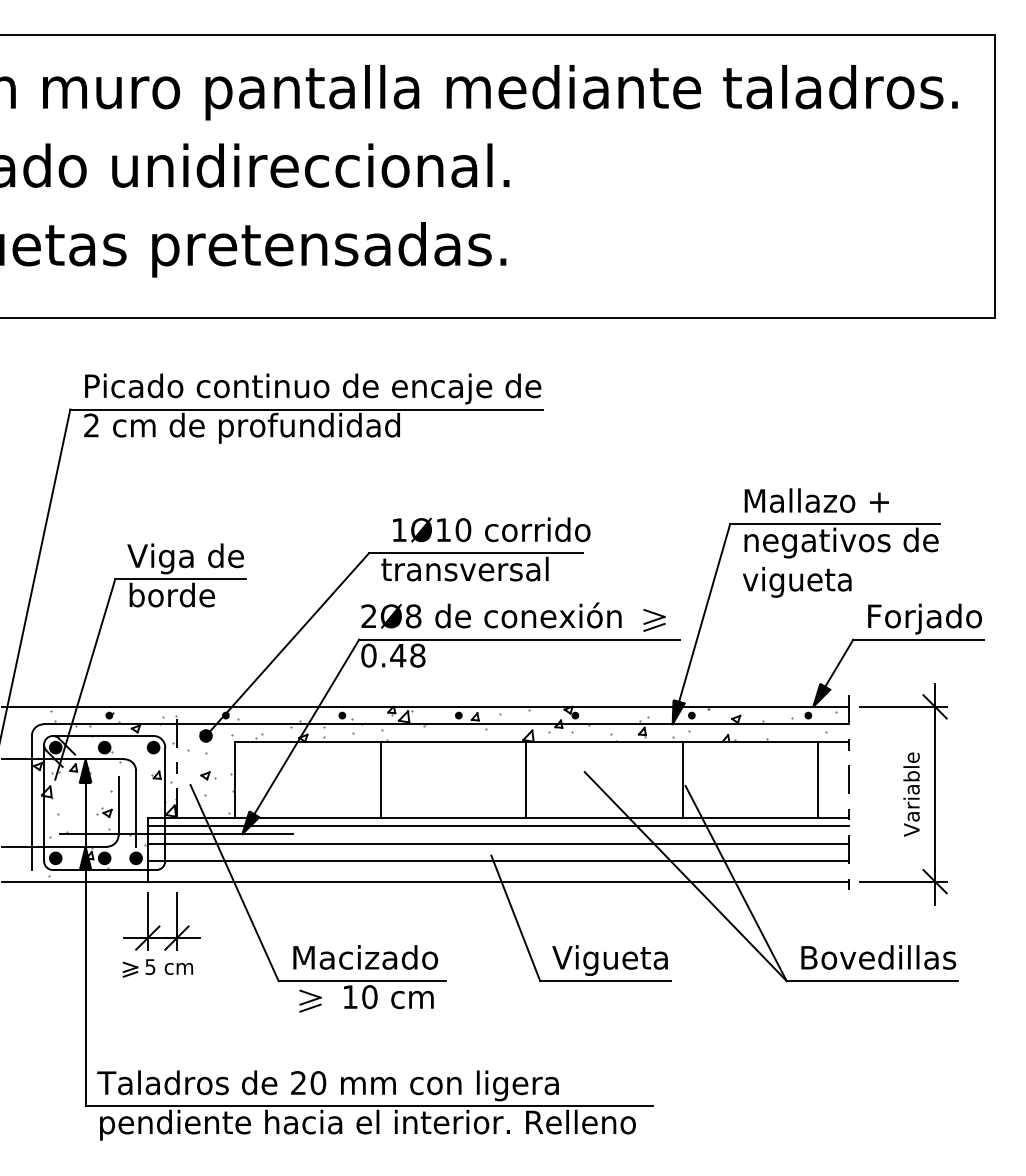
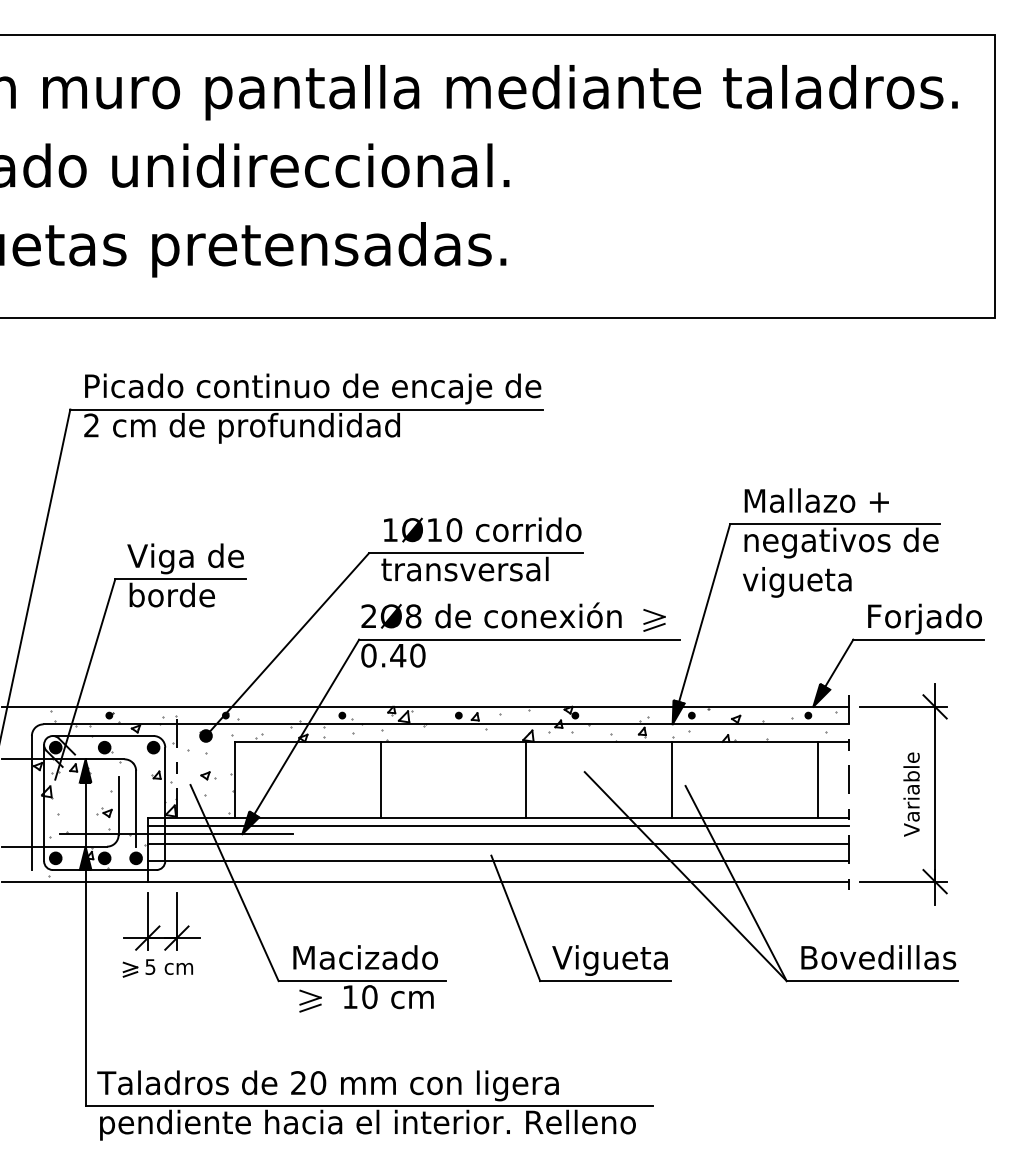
text position: (491, 529) -> (482, 529) (482, 529)
text: 0.48 -> 0.40 (417, 655)
line position: (683, 779) -> (672, 779) (672, 779)
